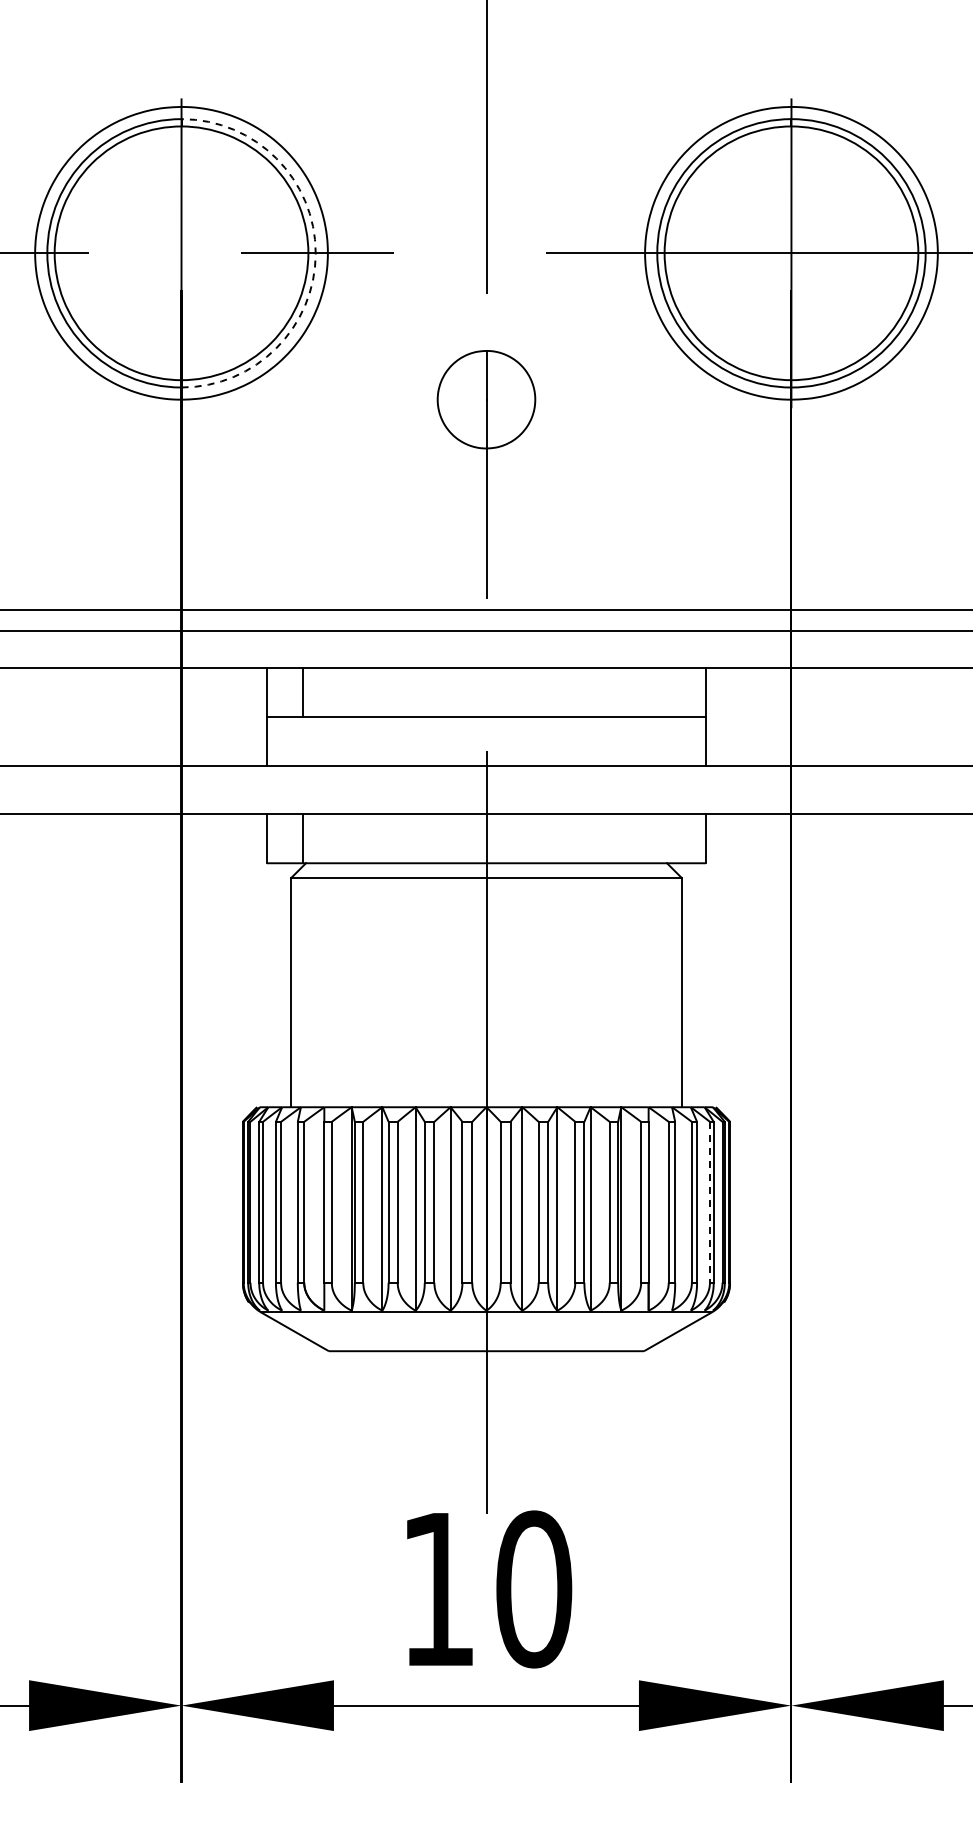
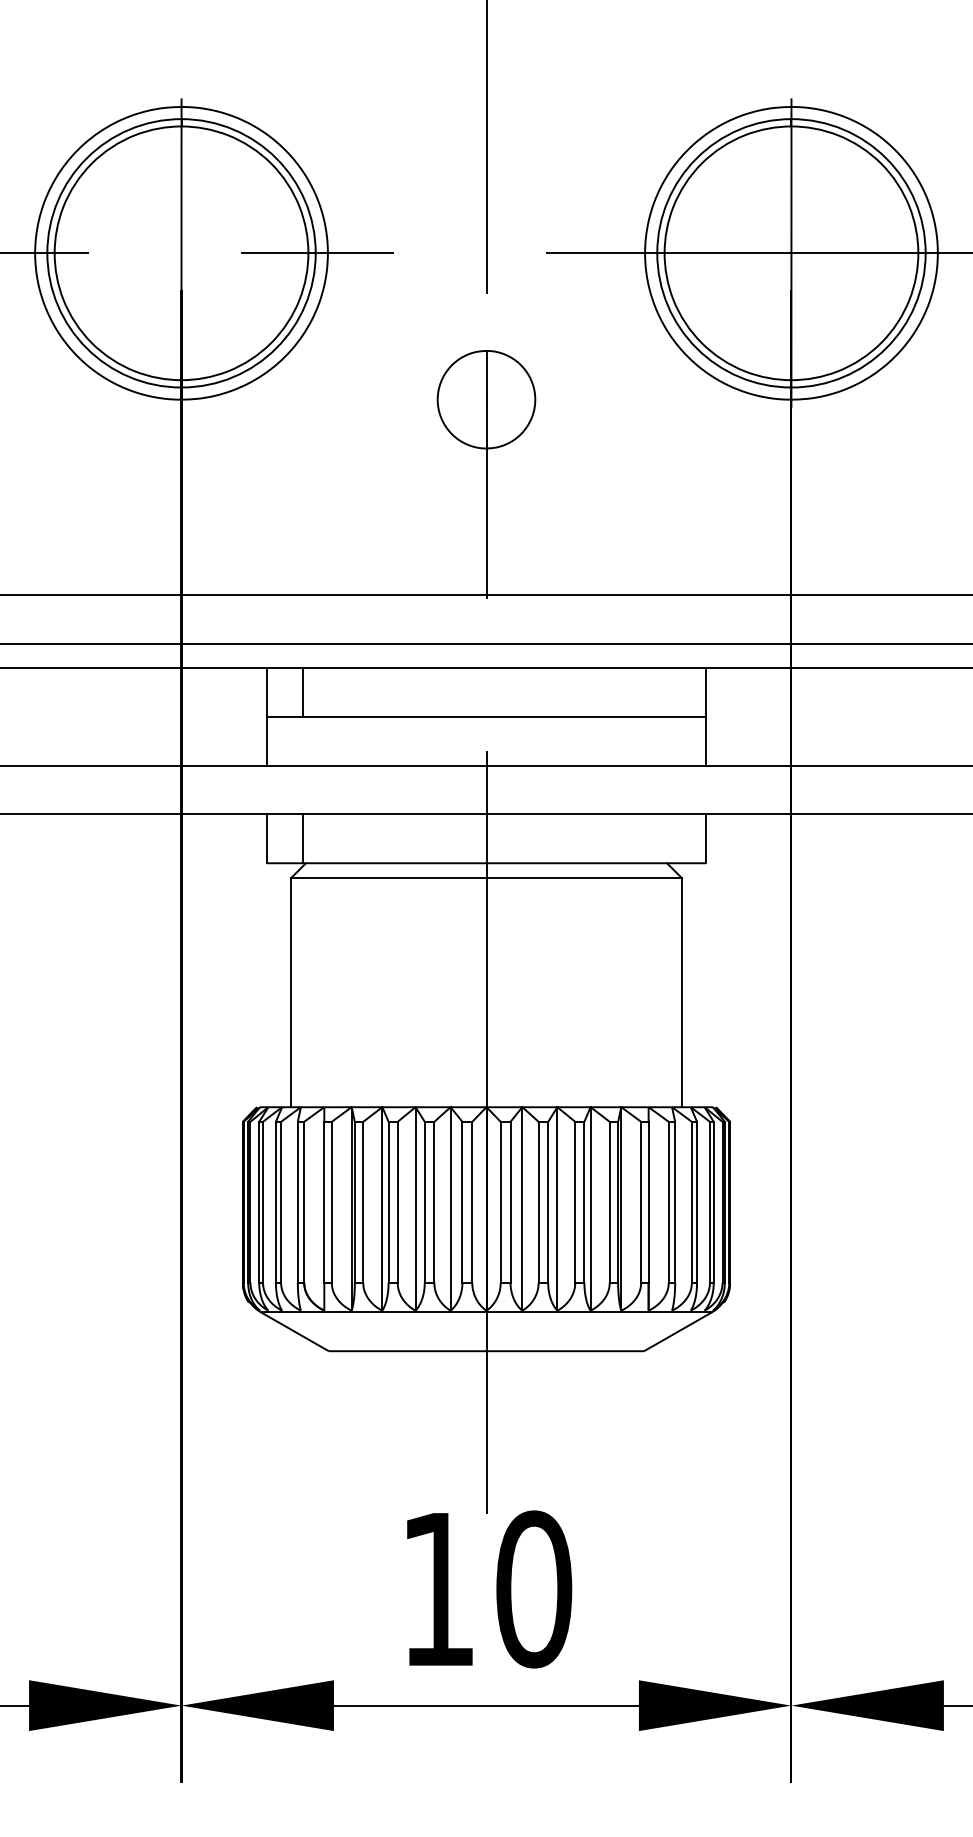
arc: dashed -> solid (315, 253)
line position: (485, 609) -> (485, 594) (485, 594)
line position: (485, 630) -> (485, 643) (485, 643)
line: dashed -> solid (709, 1202)
